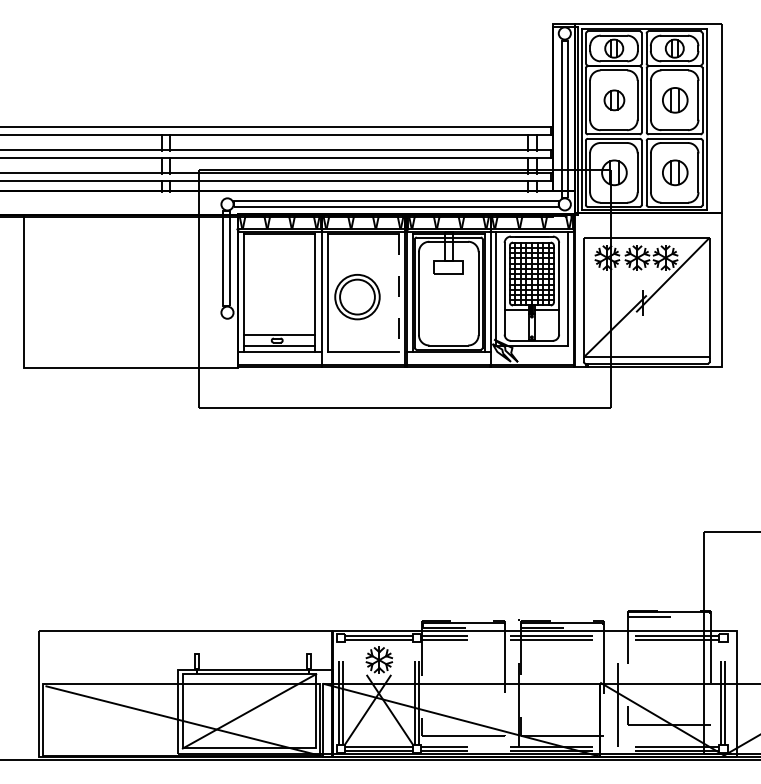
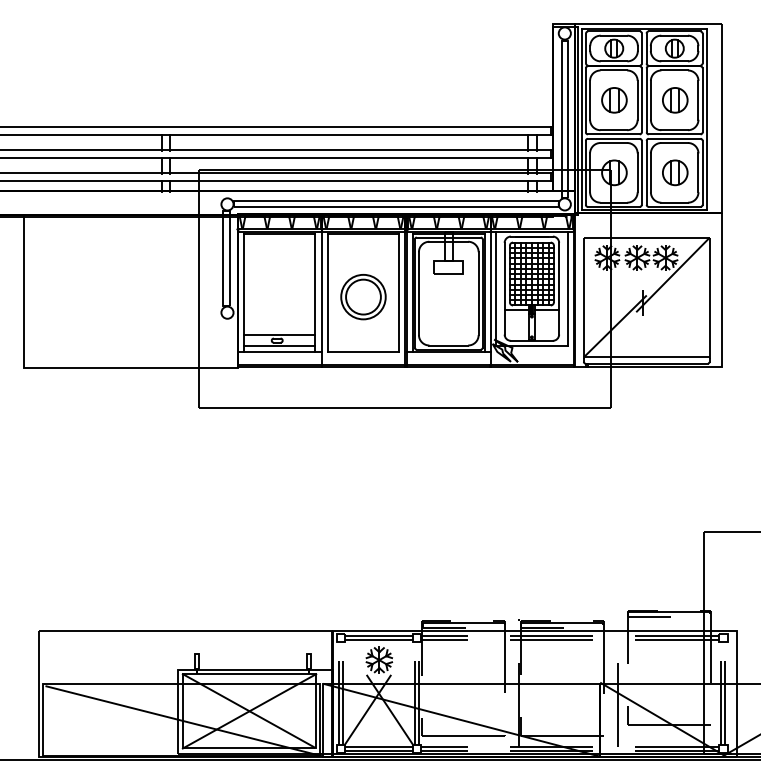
part size: 23x23 px -> 27x27 px (614, 100)
line: dashed -> solid (399, 293)
part position: (357, 297) -> (363, 297) (363, 297)
line: none -> present (248, 710)
